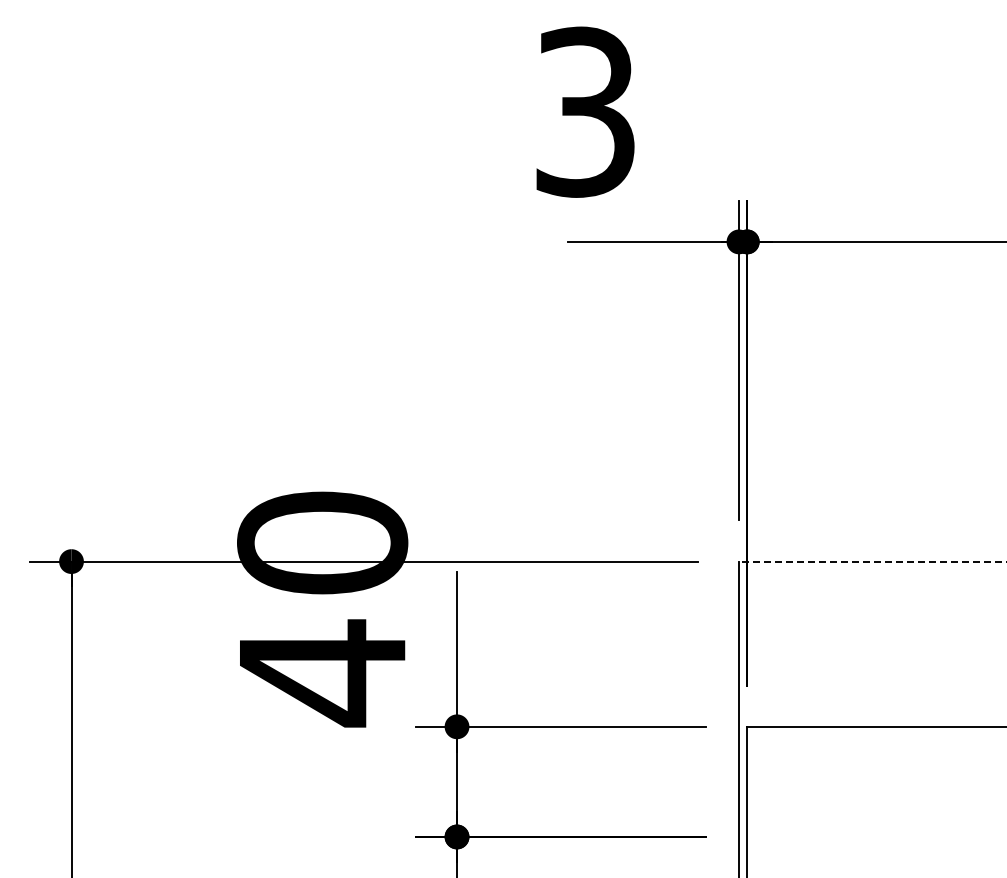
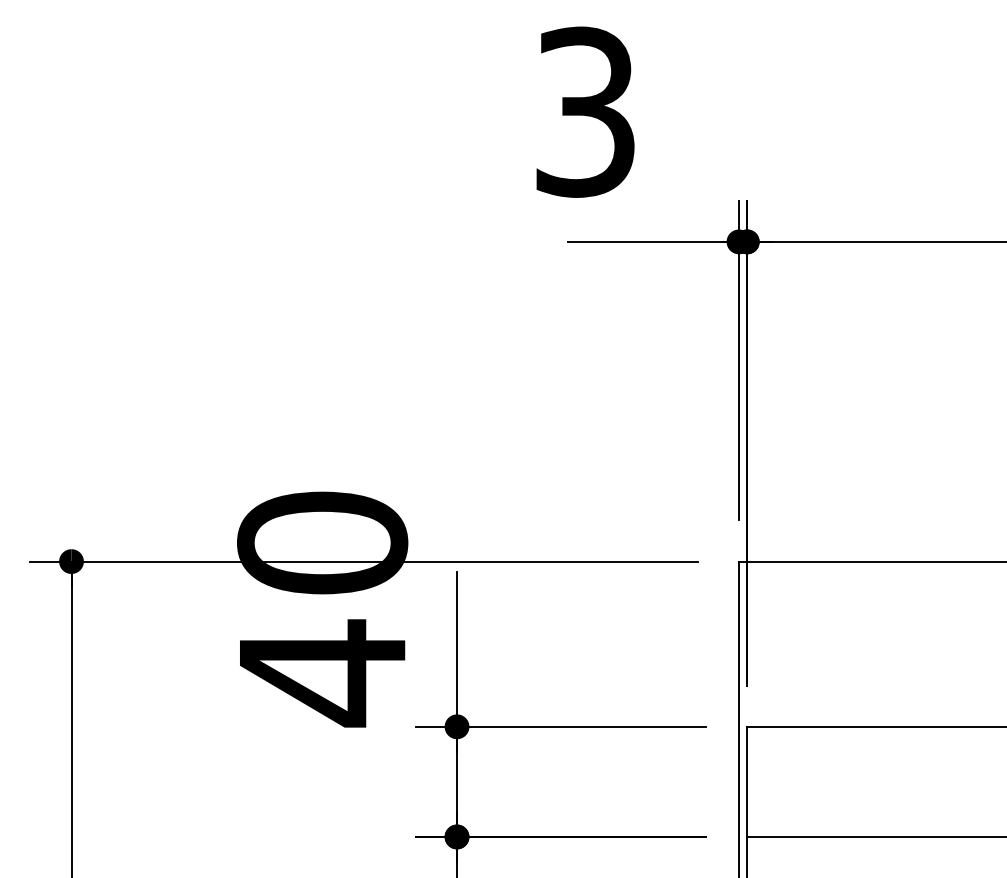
line: dashed -> solid (872, 561)
line: none -> present (875, 836)
